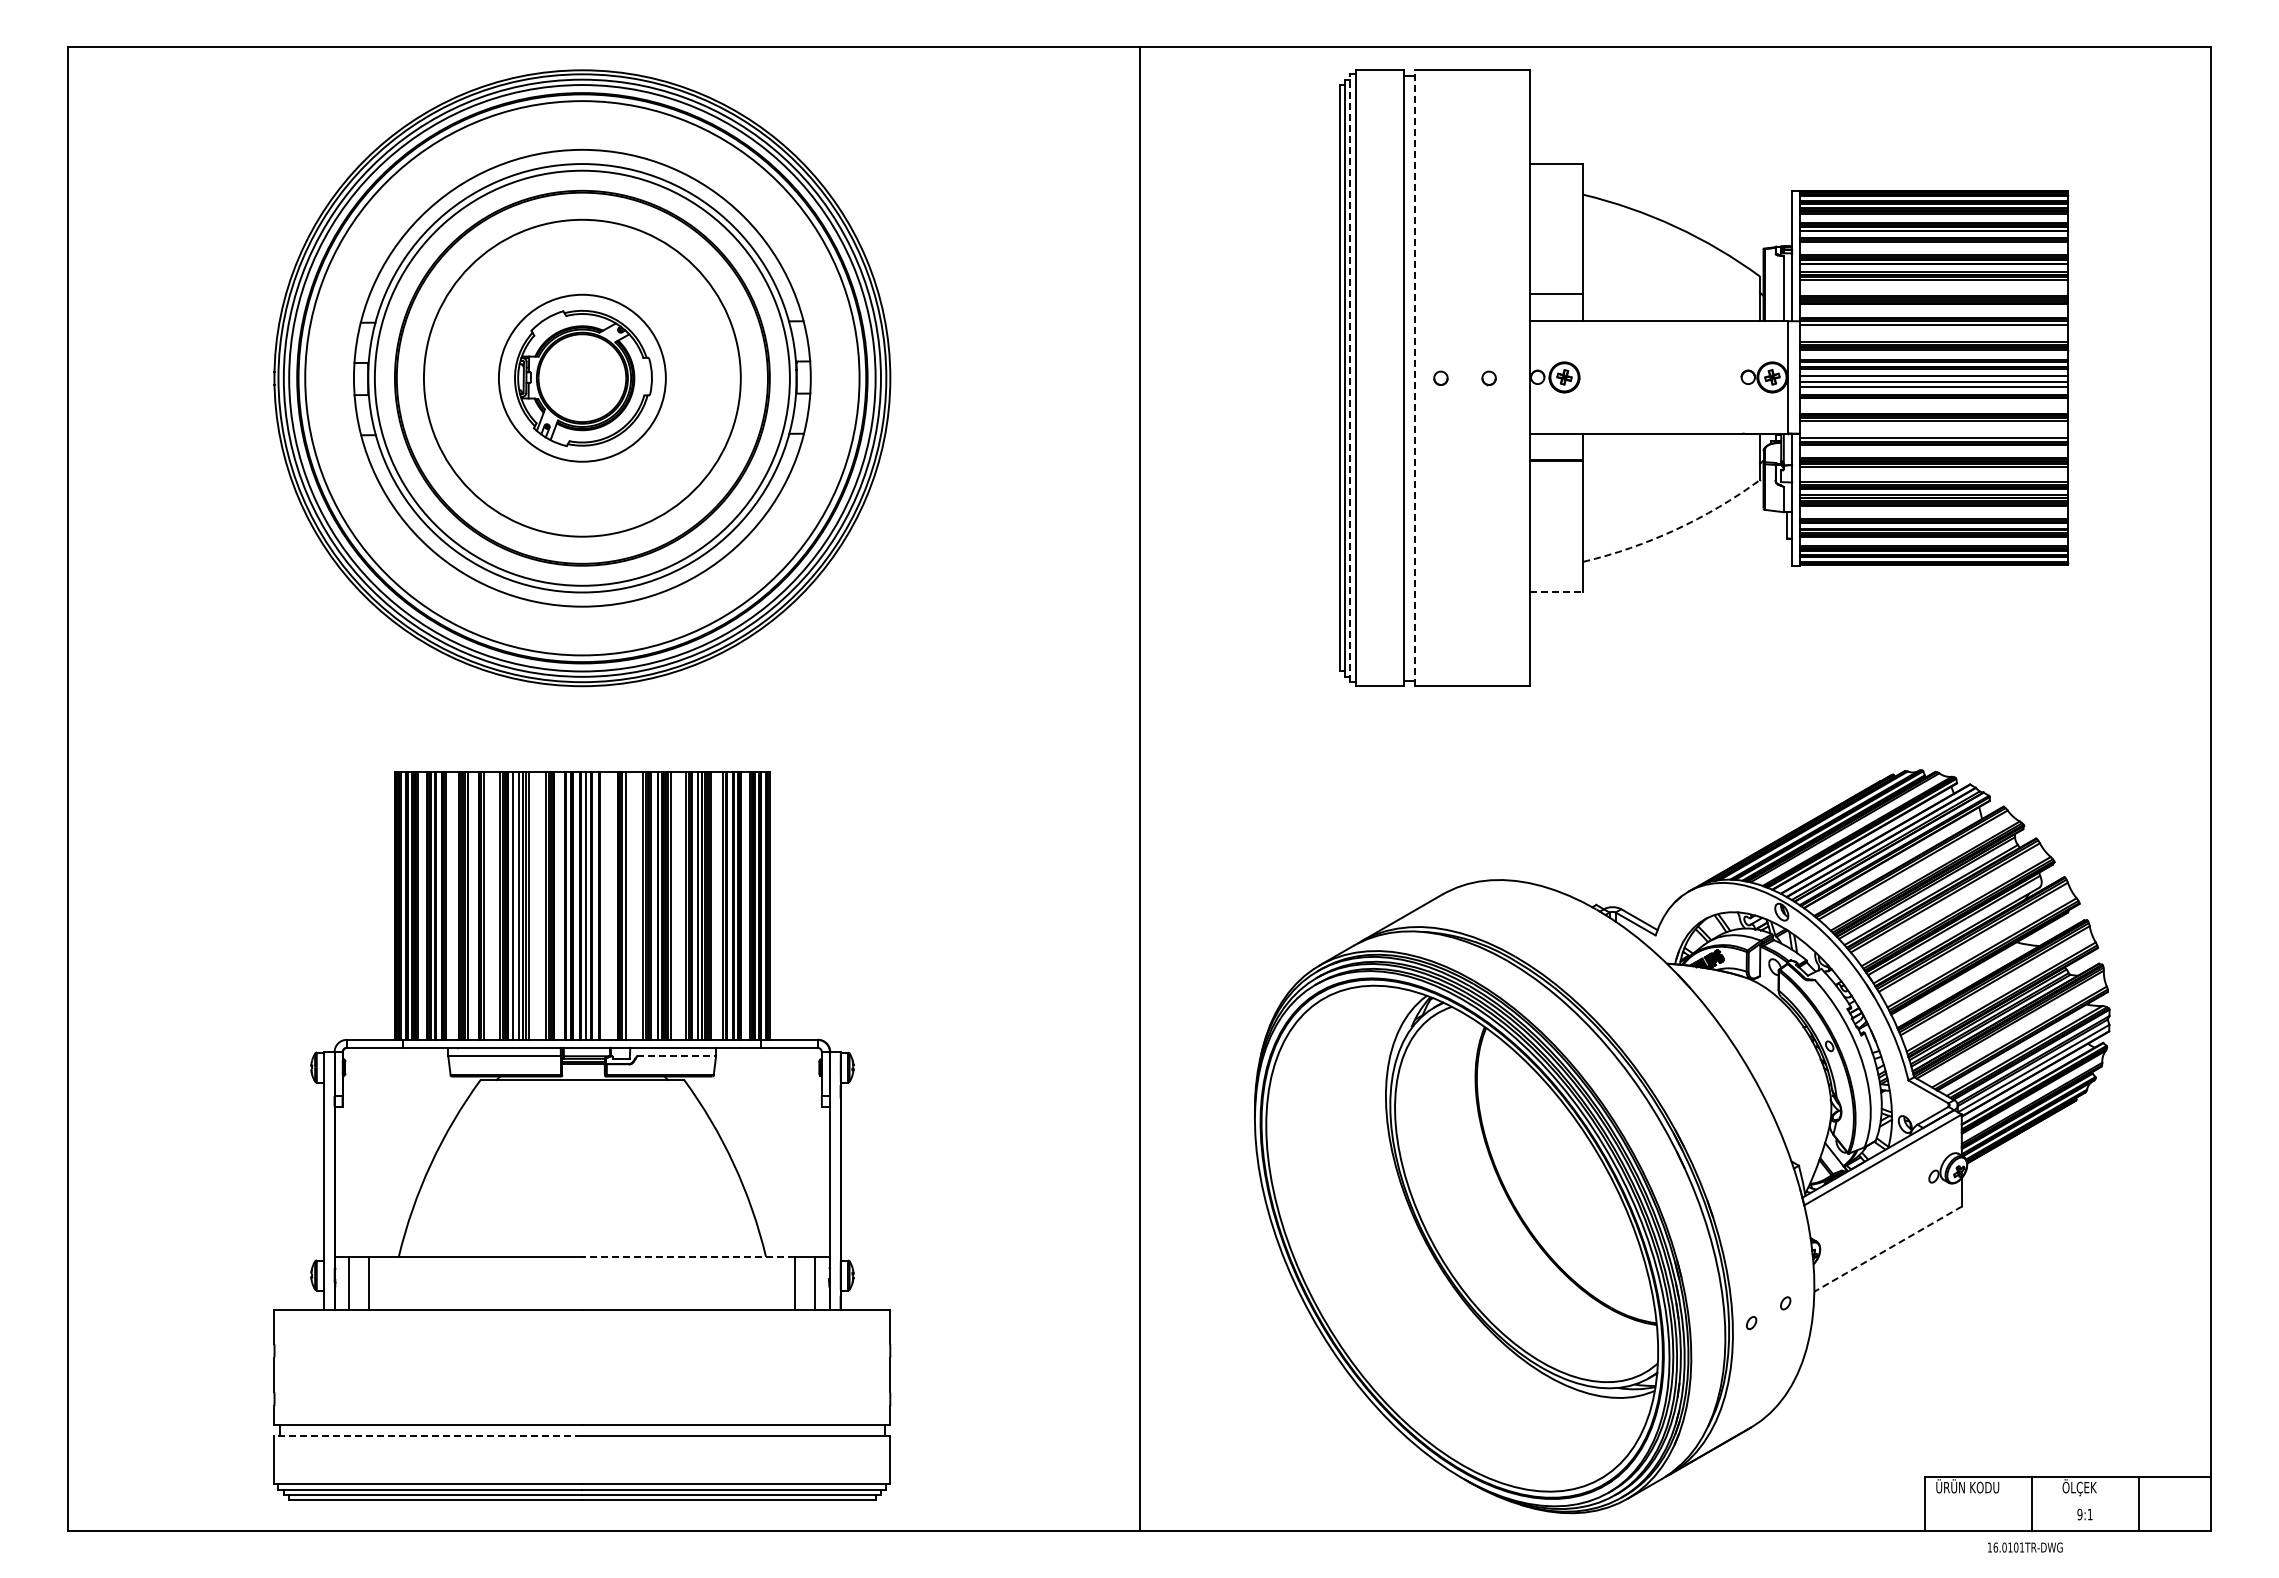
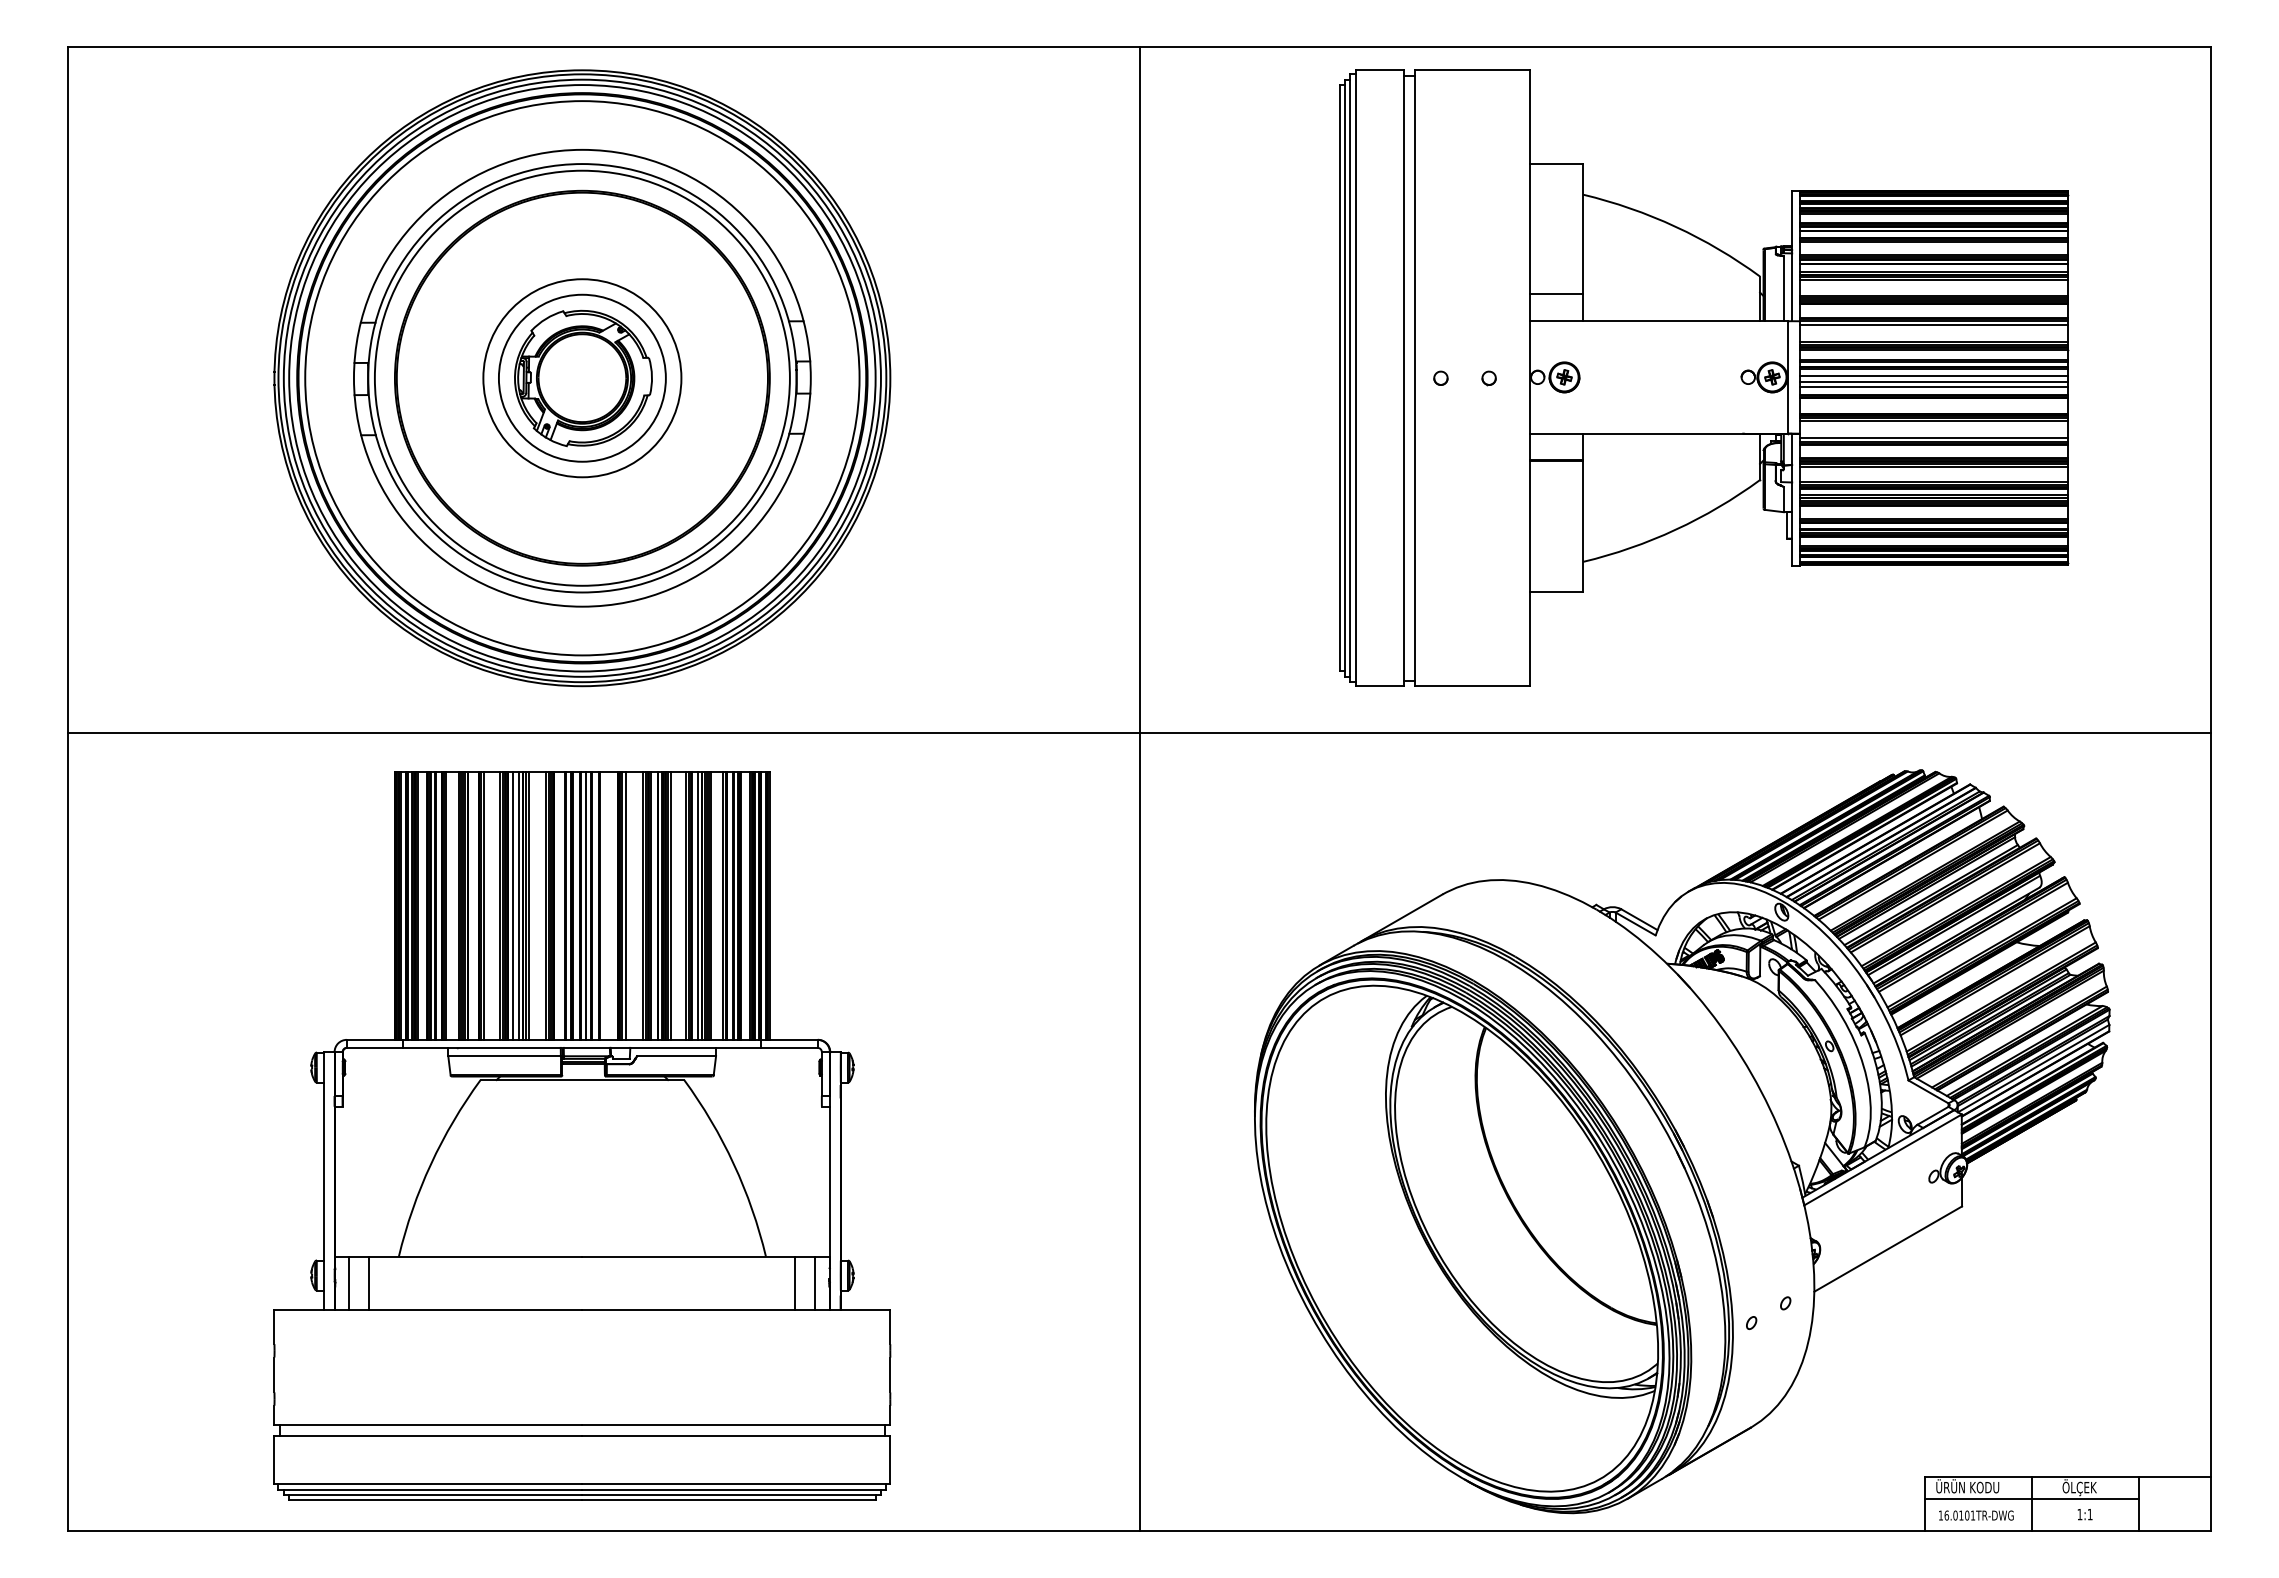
circle diameter: 317 px -> 198 px (582, 378)
line: dashed -> solid (1350, 378)
line: dashed -> solid (1414, 378)
arc: dashed -> solid (1675, 529)
line: dashed -> solid (1556, 592)
line: none -> present (1139, 732)
line: dashed -> solid (677, 1056)
line: dashed -> solid (1887, 1249)
line: dashed -> solid (688, 1256)
line: dashed -> solid (428, 1436)
line: none -> present (2031, 1498)
text: 9:1 -> 1:1 (2079, 1514)
text position: (2025, 1547) -> (1976, 1515) (1976, 1515)
